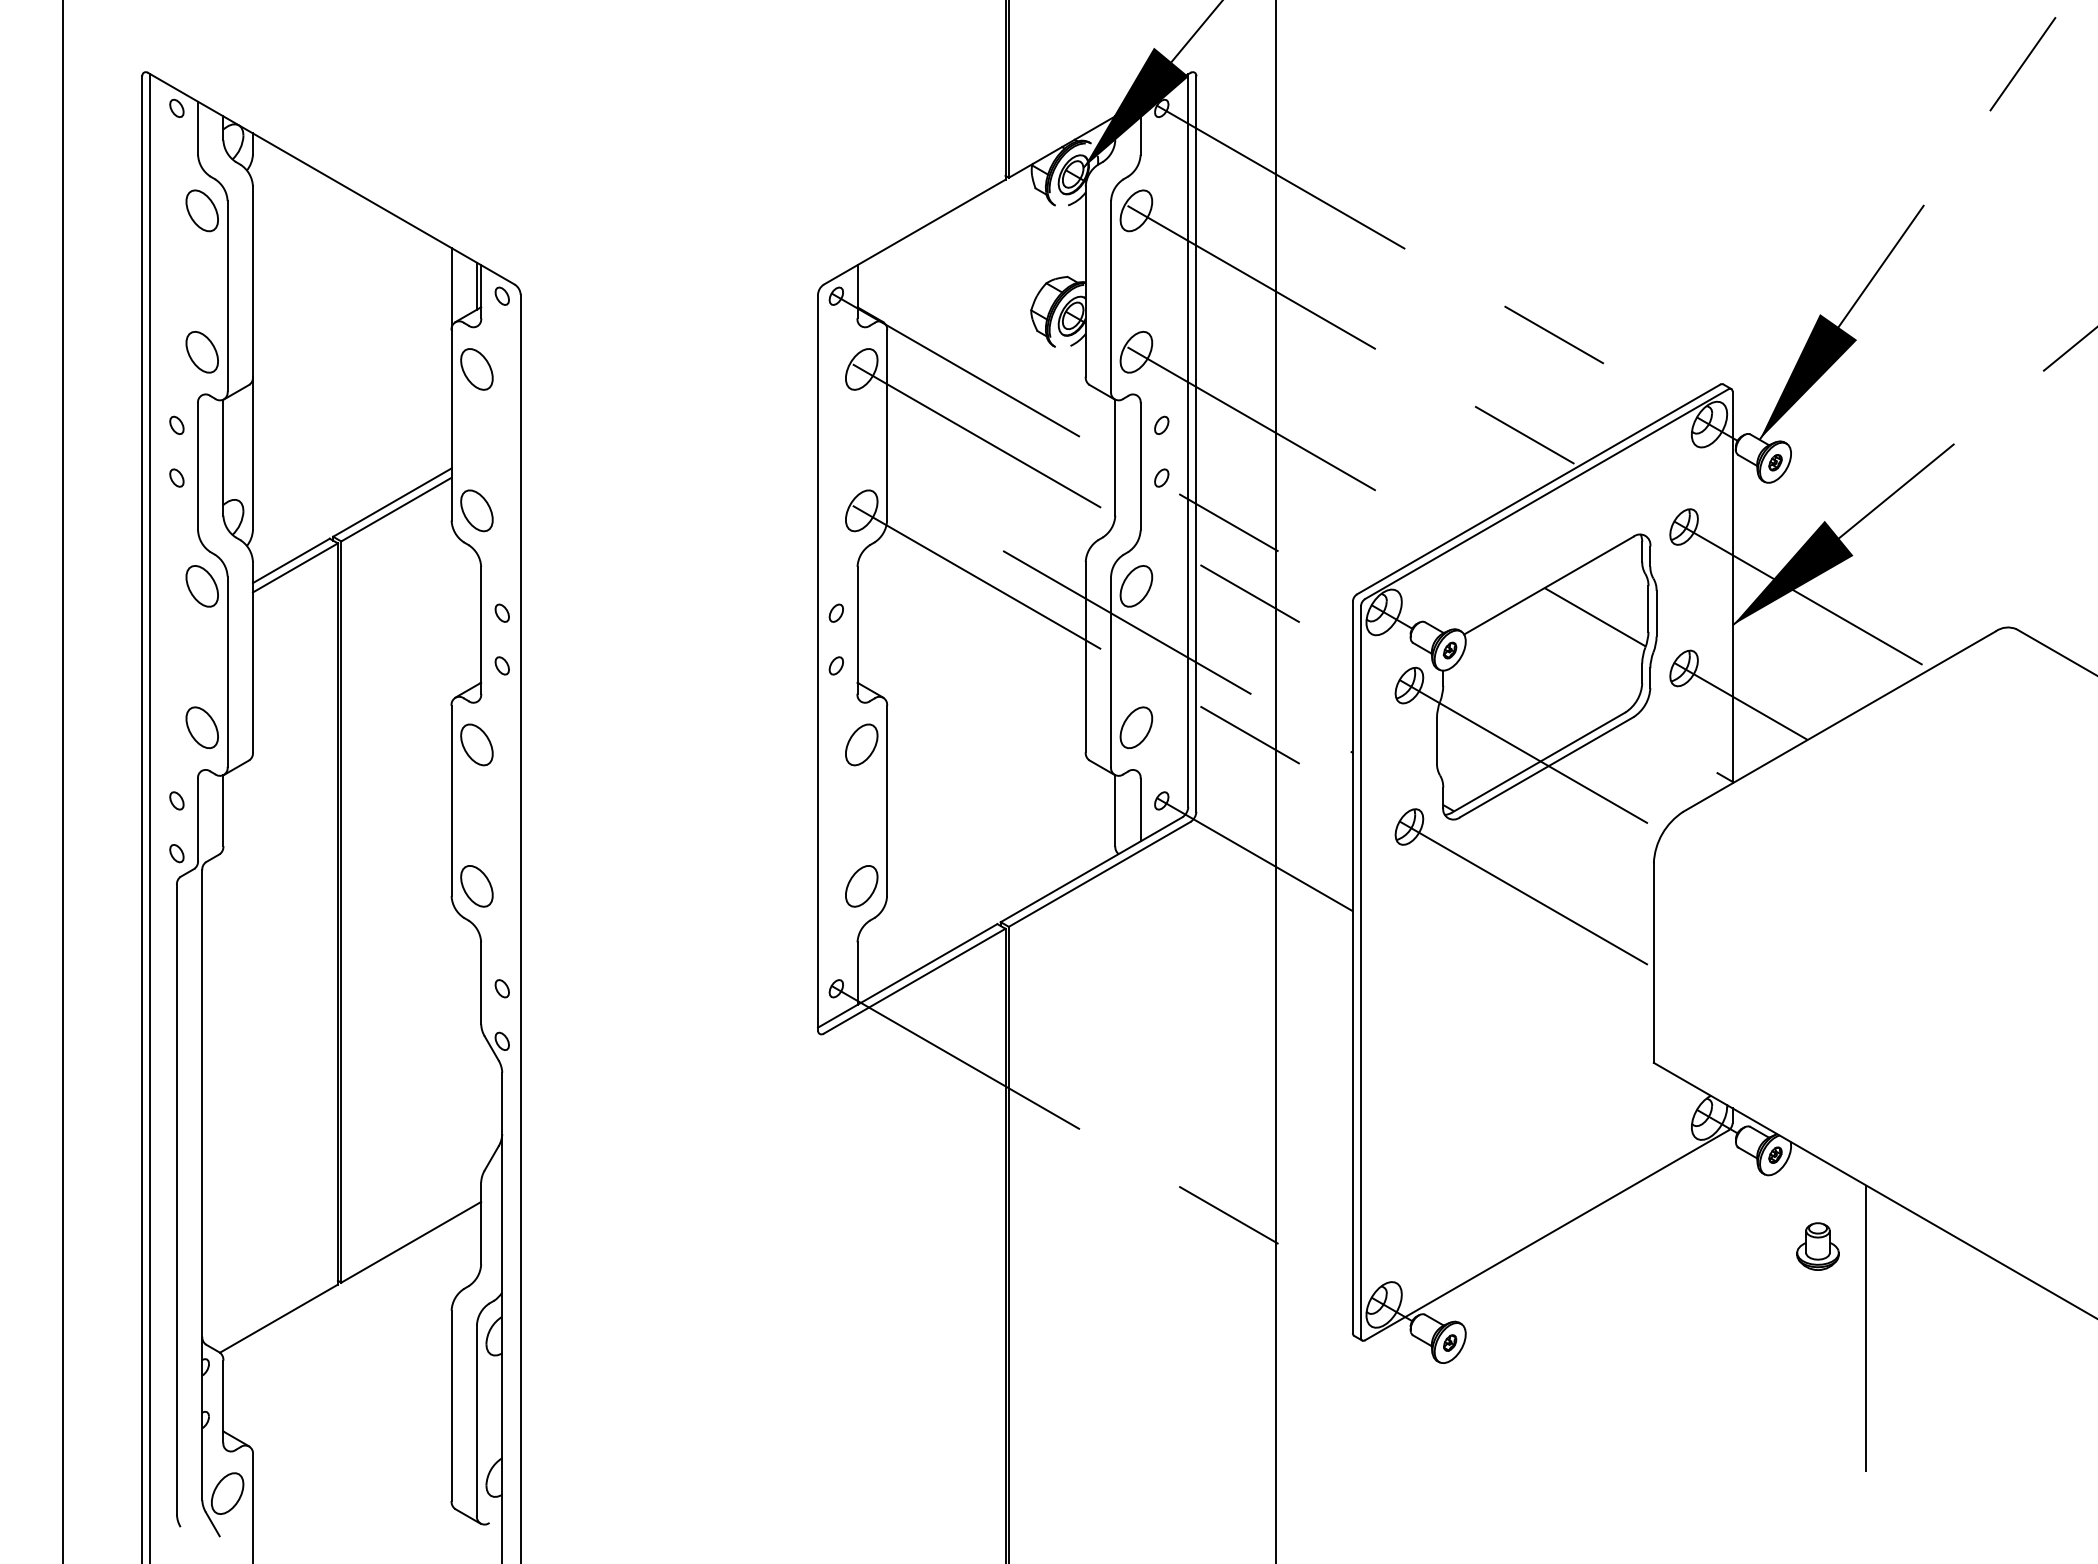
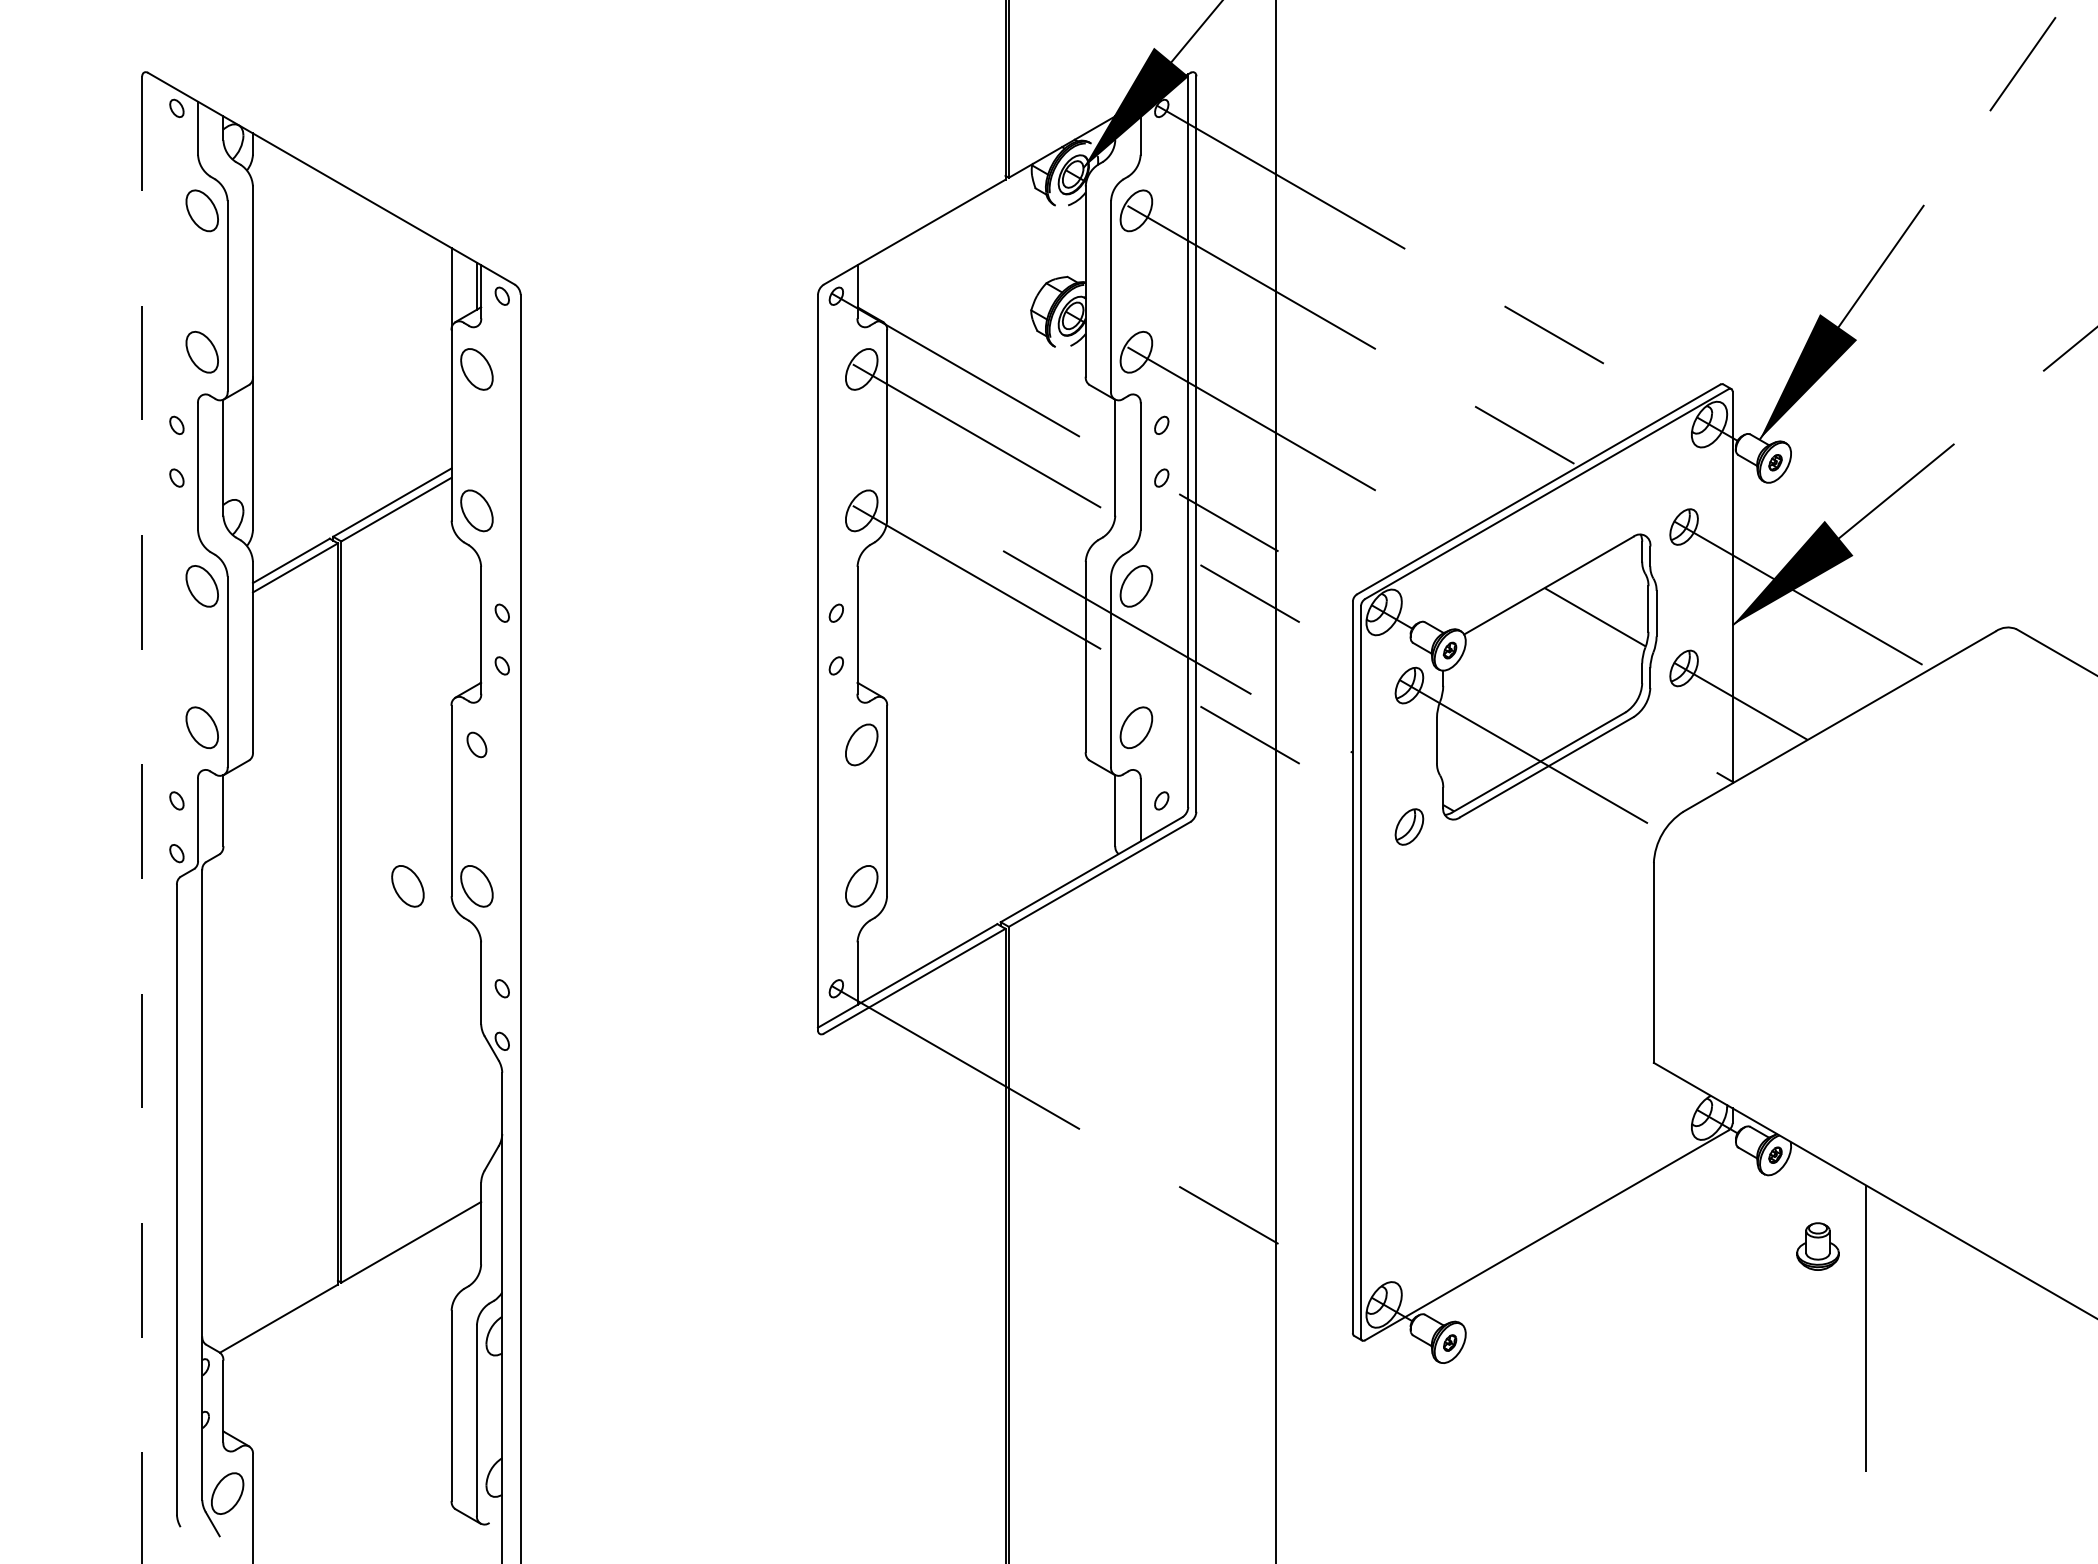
part size: 34x44 px -> 22x28 px (476, 744)
line: present -> none (62, 781)
line: present -> none (150, 817)
line: solid -> dashed (142, 820)
line: present -> none (1254, 854)
part: none -> present (407, 886)
line: present -> none (1526, 894)
